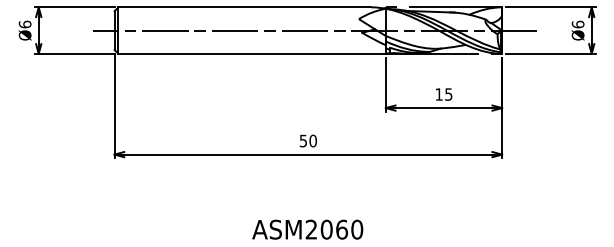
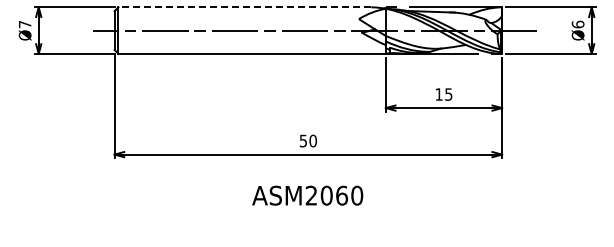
line: solid -> dashed (244, 7)
text: Ø6 -> Ø7 (24, 24)
text position: (307, 229) -> (307, 195) (307, 195)
